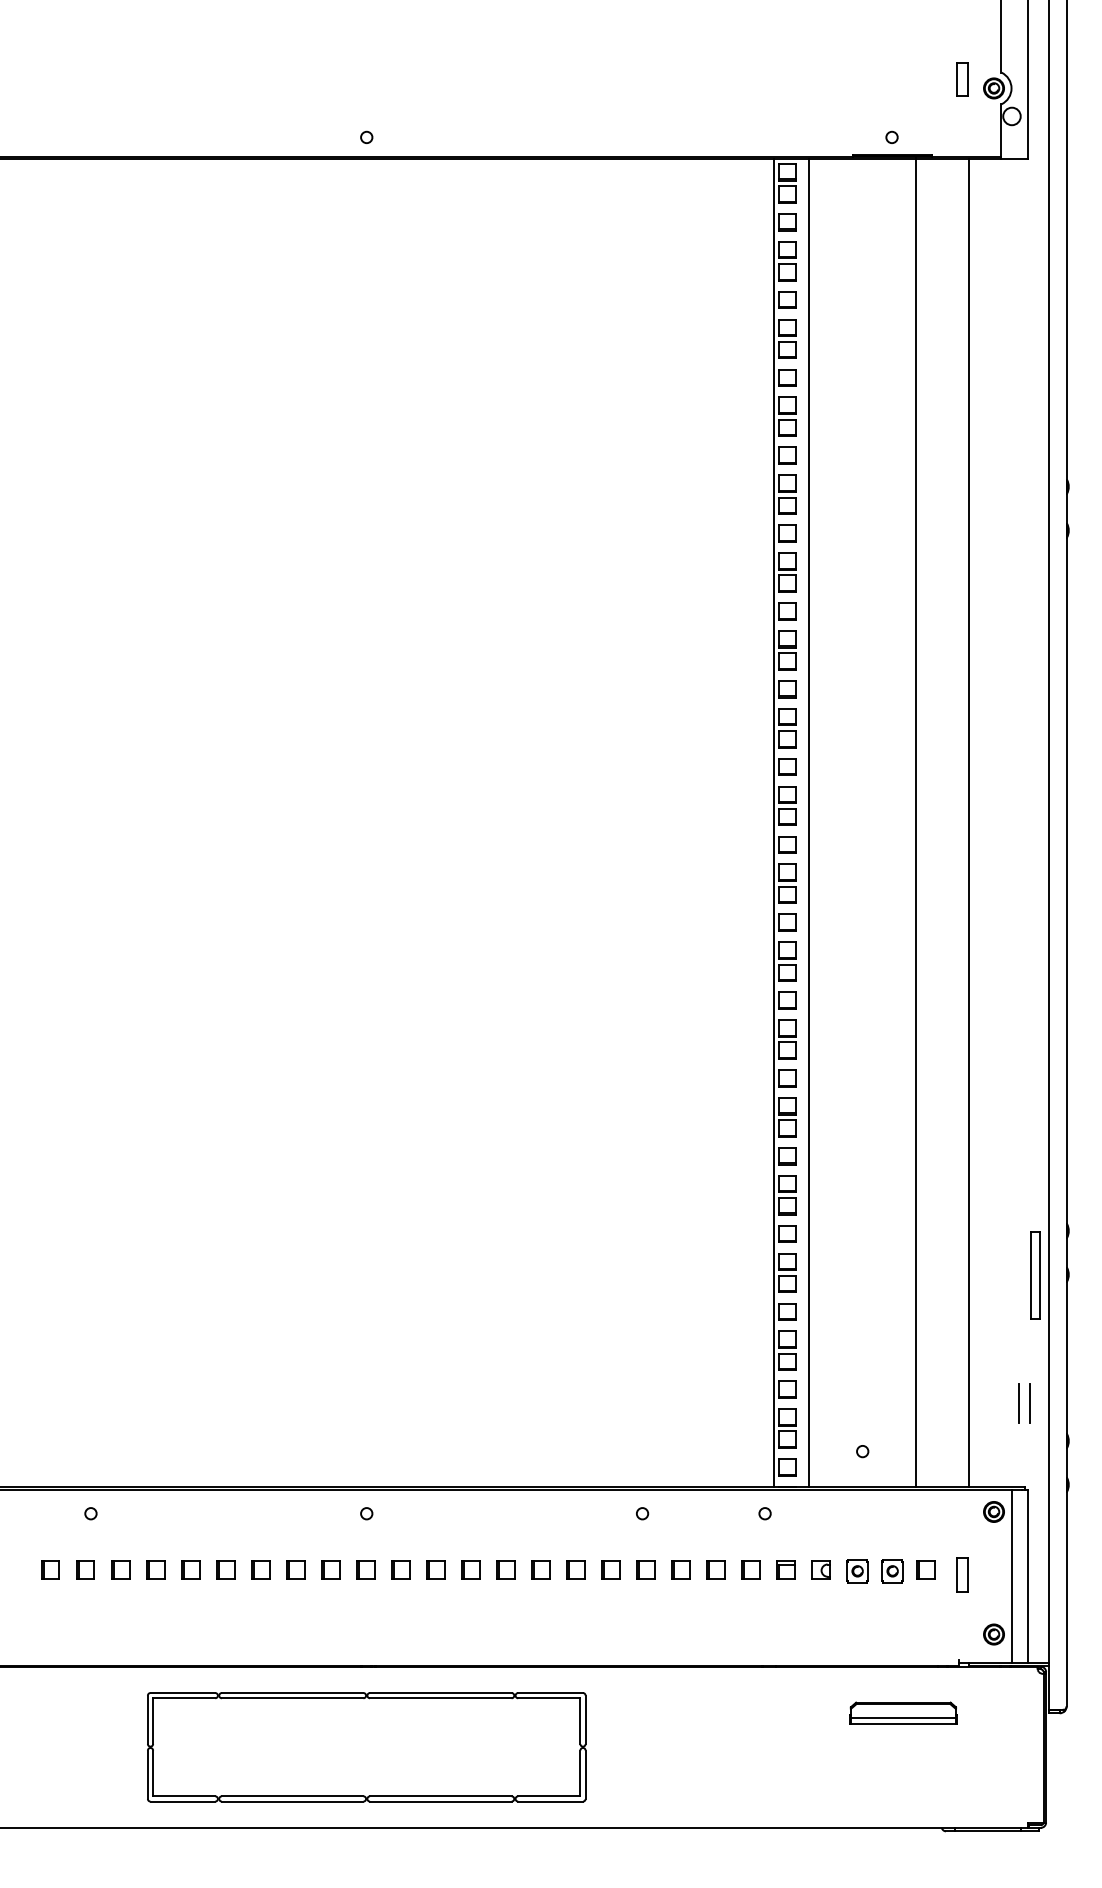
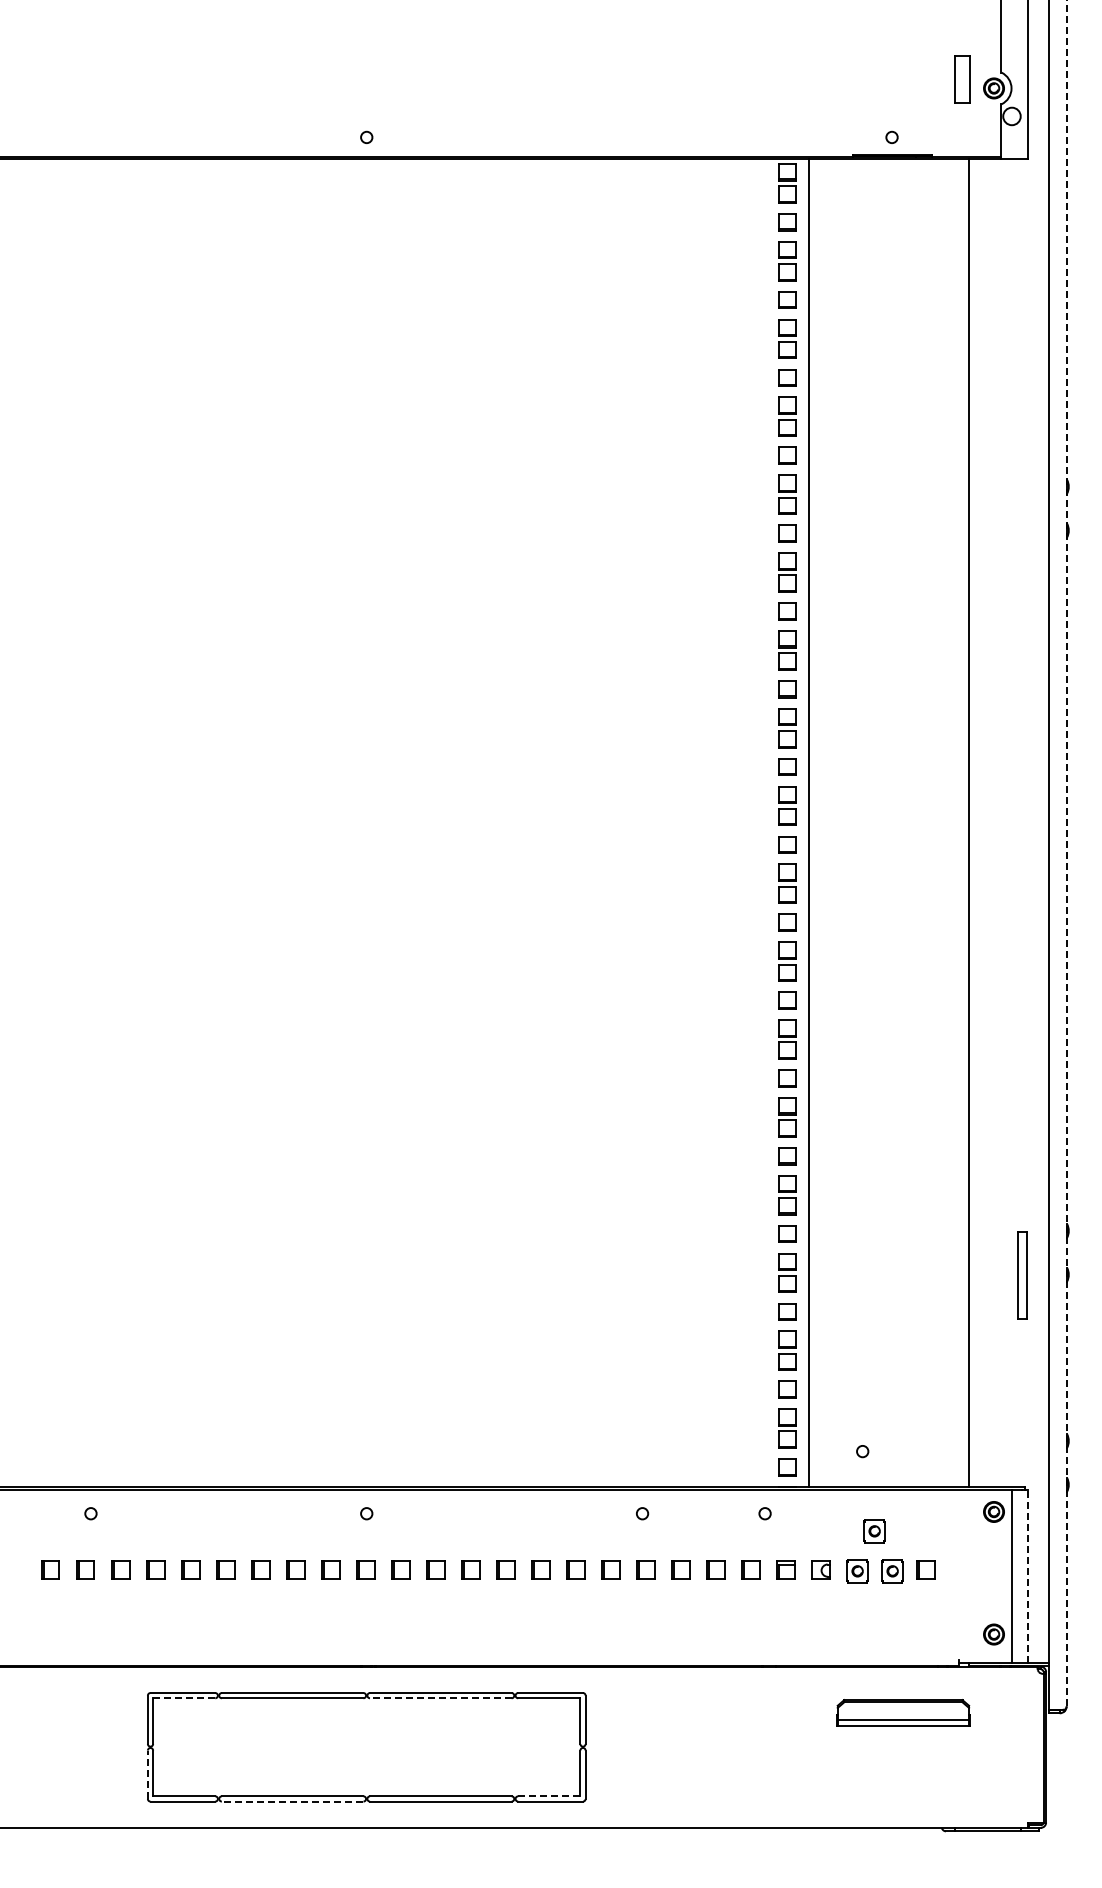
part size: 13x35 px -> 17x49 px (962, 79)
line: present -> none (774, 823)
line: present -> none (916, 823)
line: solid -> dashed (1066, 853)
part position: (1035, 1275) -> (1022, 1275) (1022, 1275)
line: present -> none (1019, 1403)
line: present -> none (1029, 1403)
part: none -> present (874, 1531)
part: present -> none (962, 1574)
line: solid -> dashed (1027, 1576)
line: solid -> dashed (183, 1698)
line: solid -> dashed (440, 1698)
part size: 109x24 px -> 135x28 px (903, 1712)
line: solid -> dashed (147, 1774)
line: solid -> dashed (549, 1796)
line: solid -> dashed (292, 1801)
